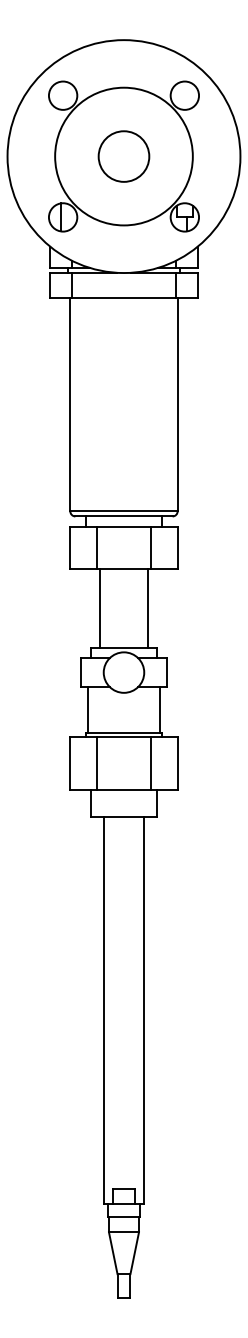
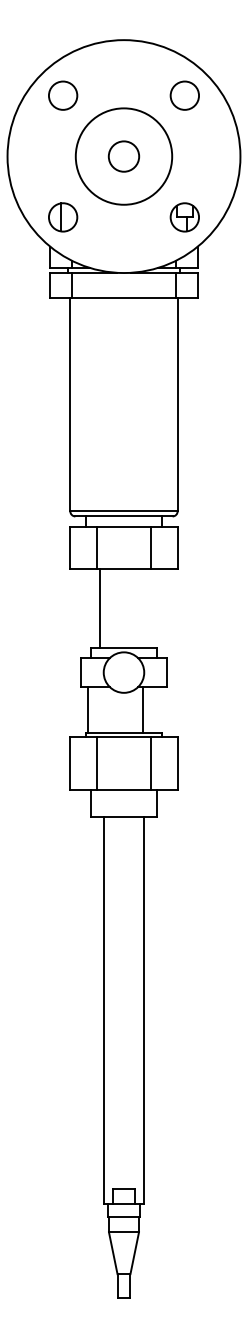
circle diameter: 138 px -> 96 px (123, 156)
circle diameter: 51 px -> 30 px (123, 156)
line: present -> none (148, 608)
line position: (159, 709) -> (142, 709) (142, 709)
